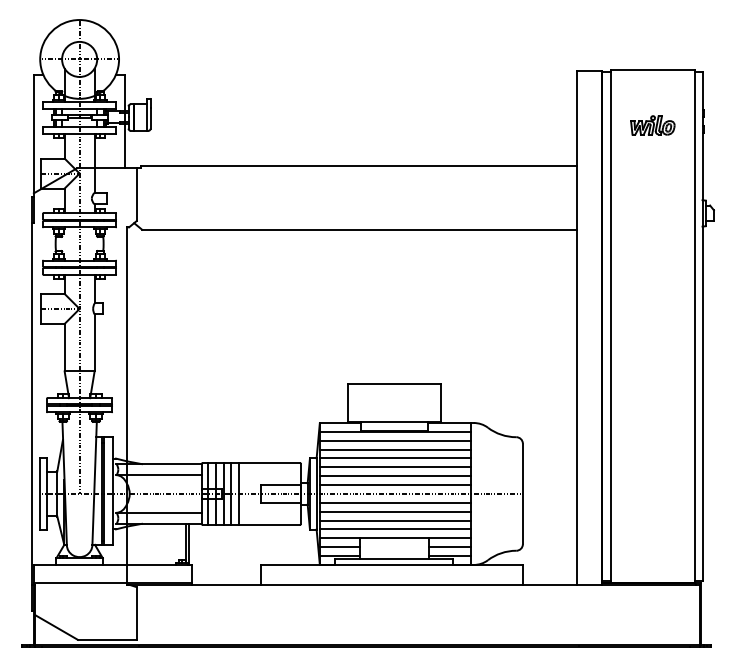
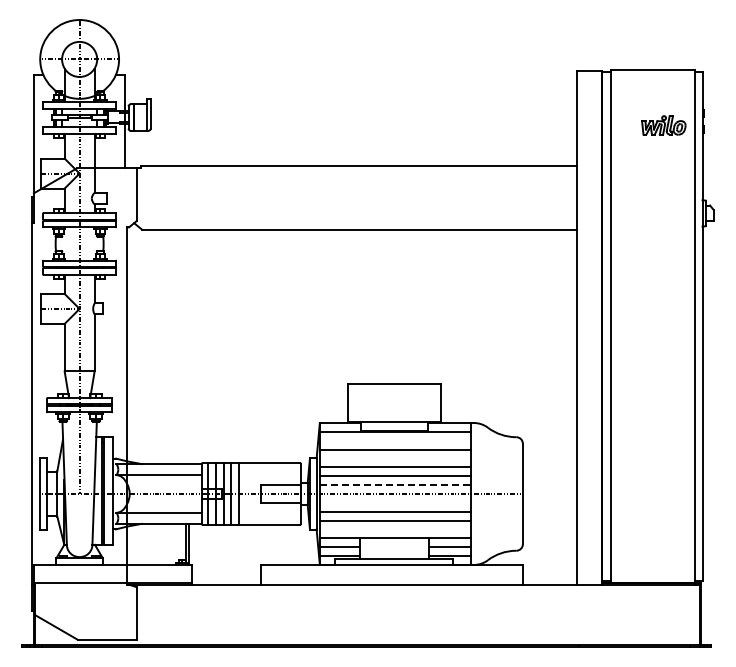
part position: (652, 125) -> (663, 125) (663, 125)
line: present -> none (394, 440)
line: present -> none (394, 458)
line: solid -> dashed (395, 485)
line: present -> none (394, 502)
line: present -> none (394, 529)
